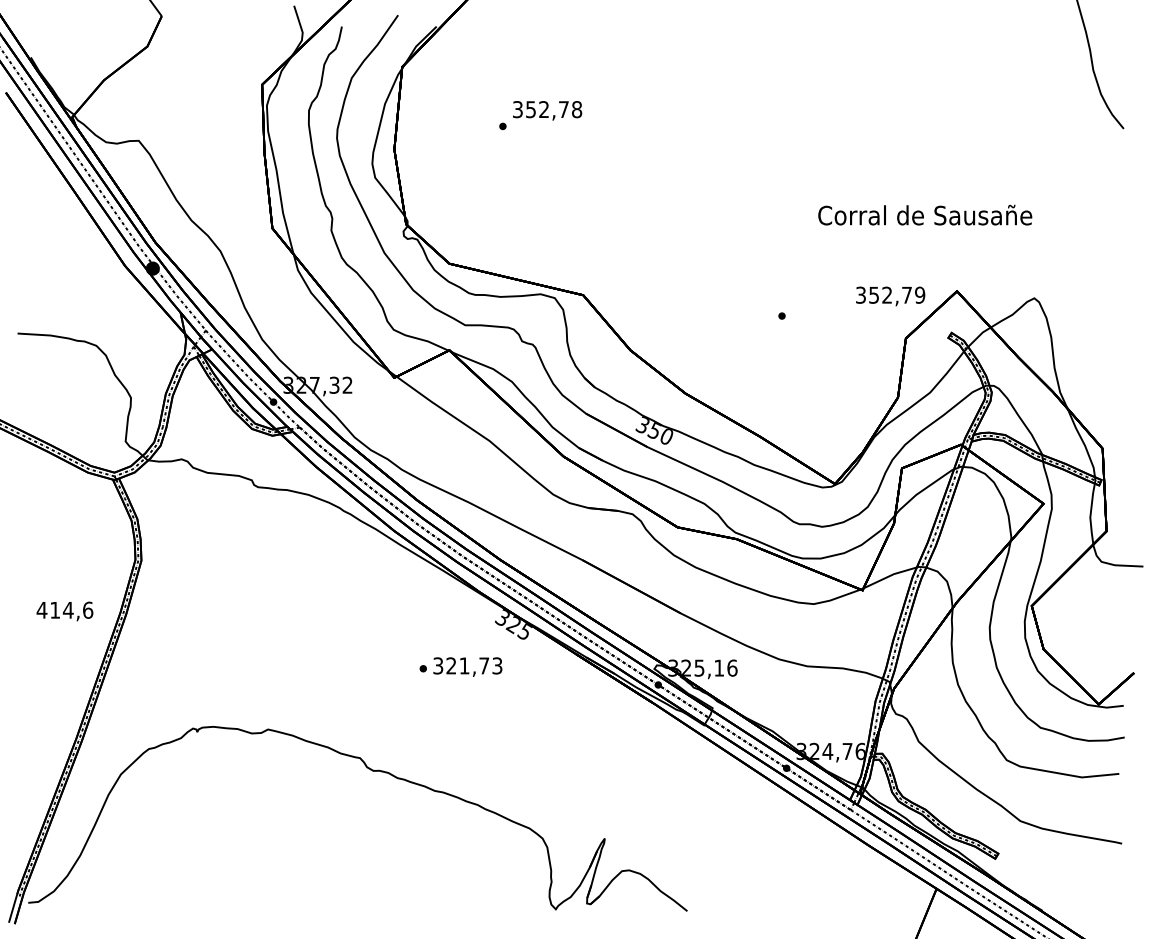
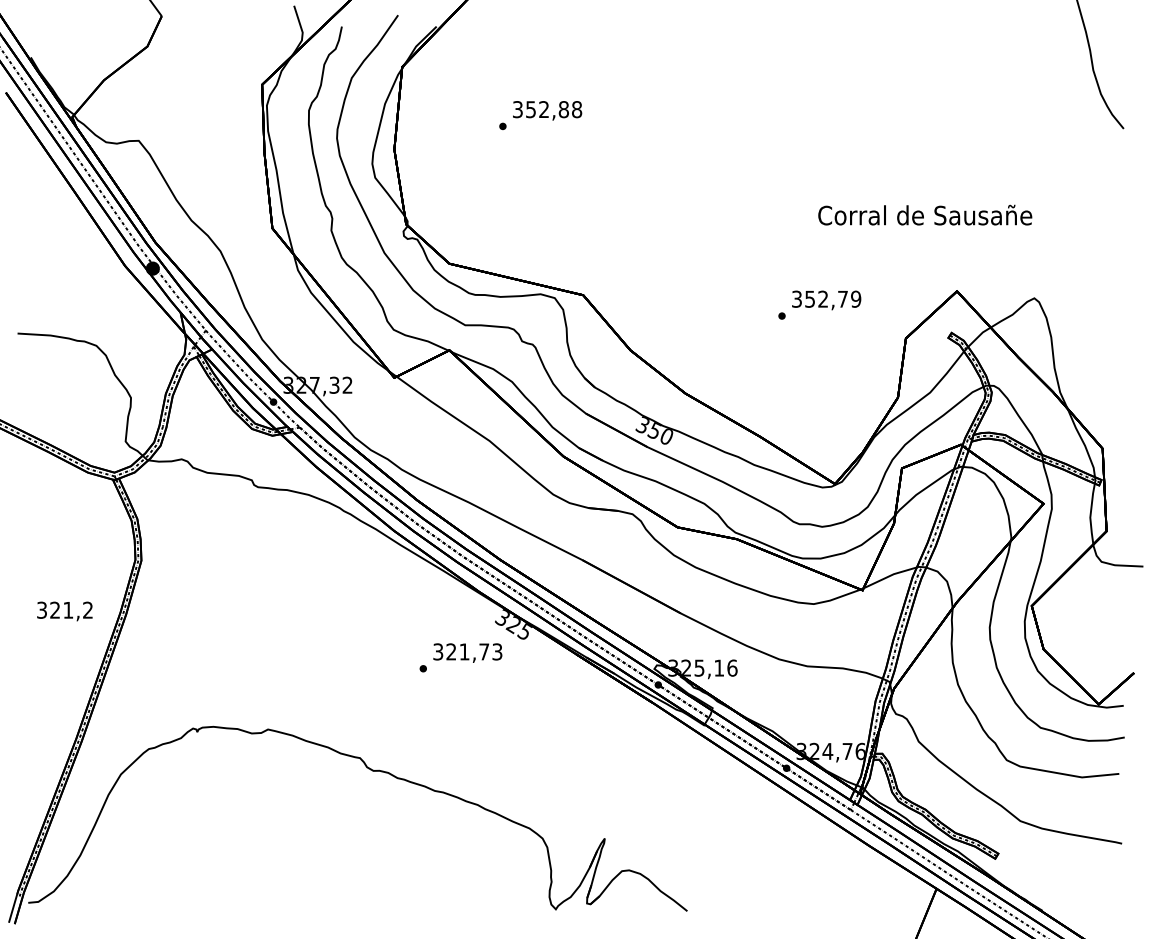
text: 352,78 -> 352,88 (563, 109)
text position: (890, 296) -> (826, 300) (826, 300)
text: 414,6 -> 321,2 (64, 609)
text position: (467, 666) -> (467, 652) (467, 652)
